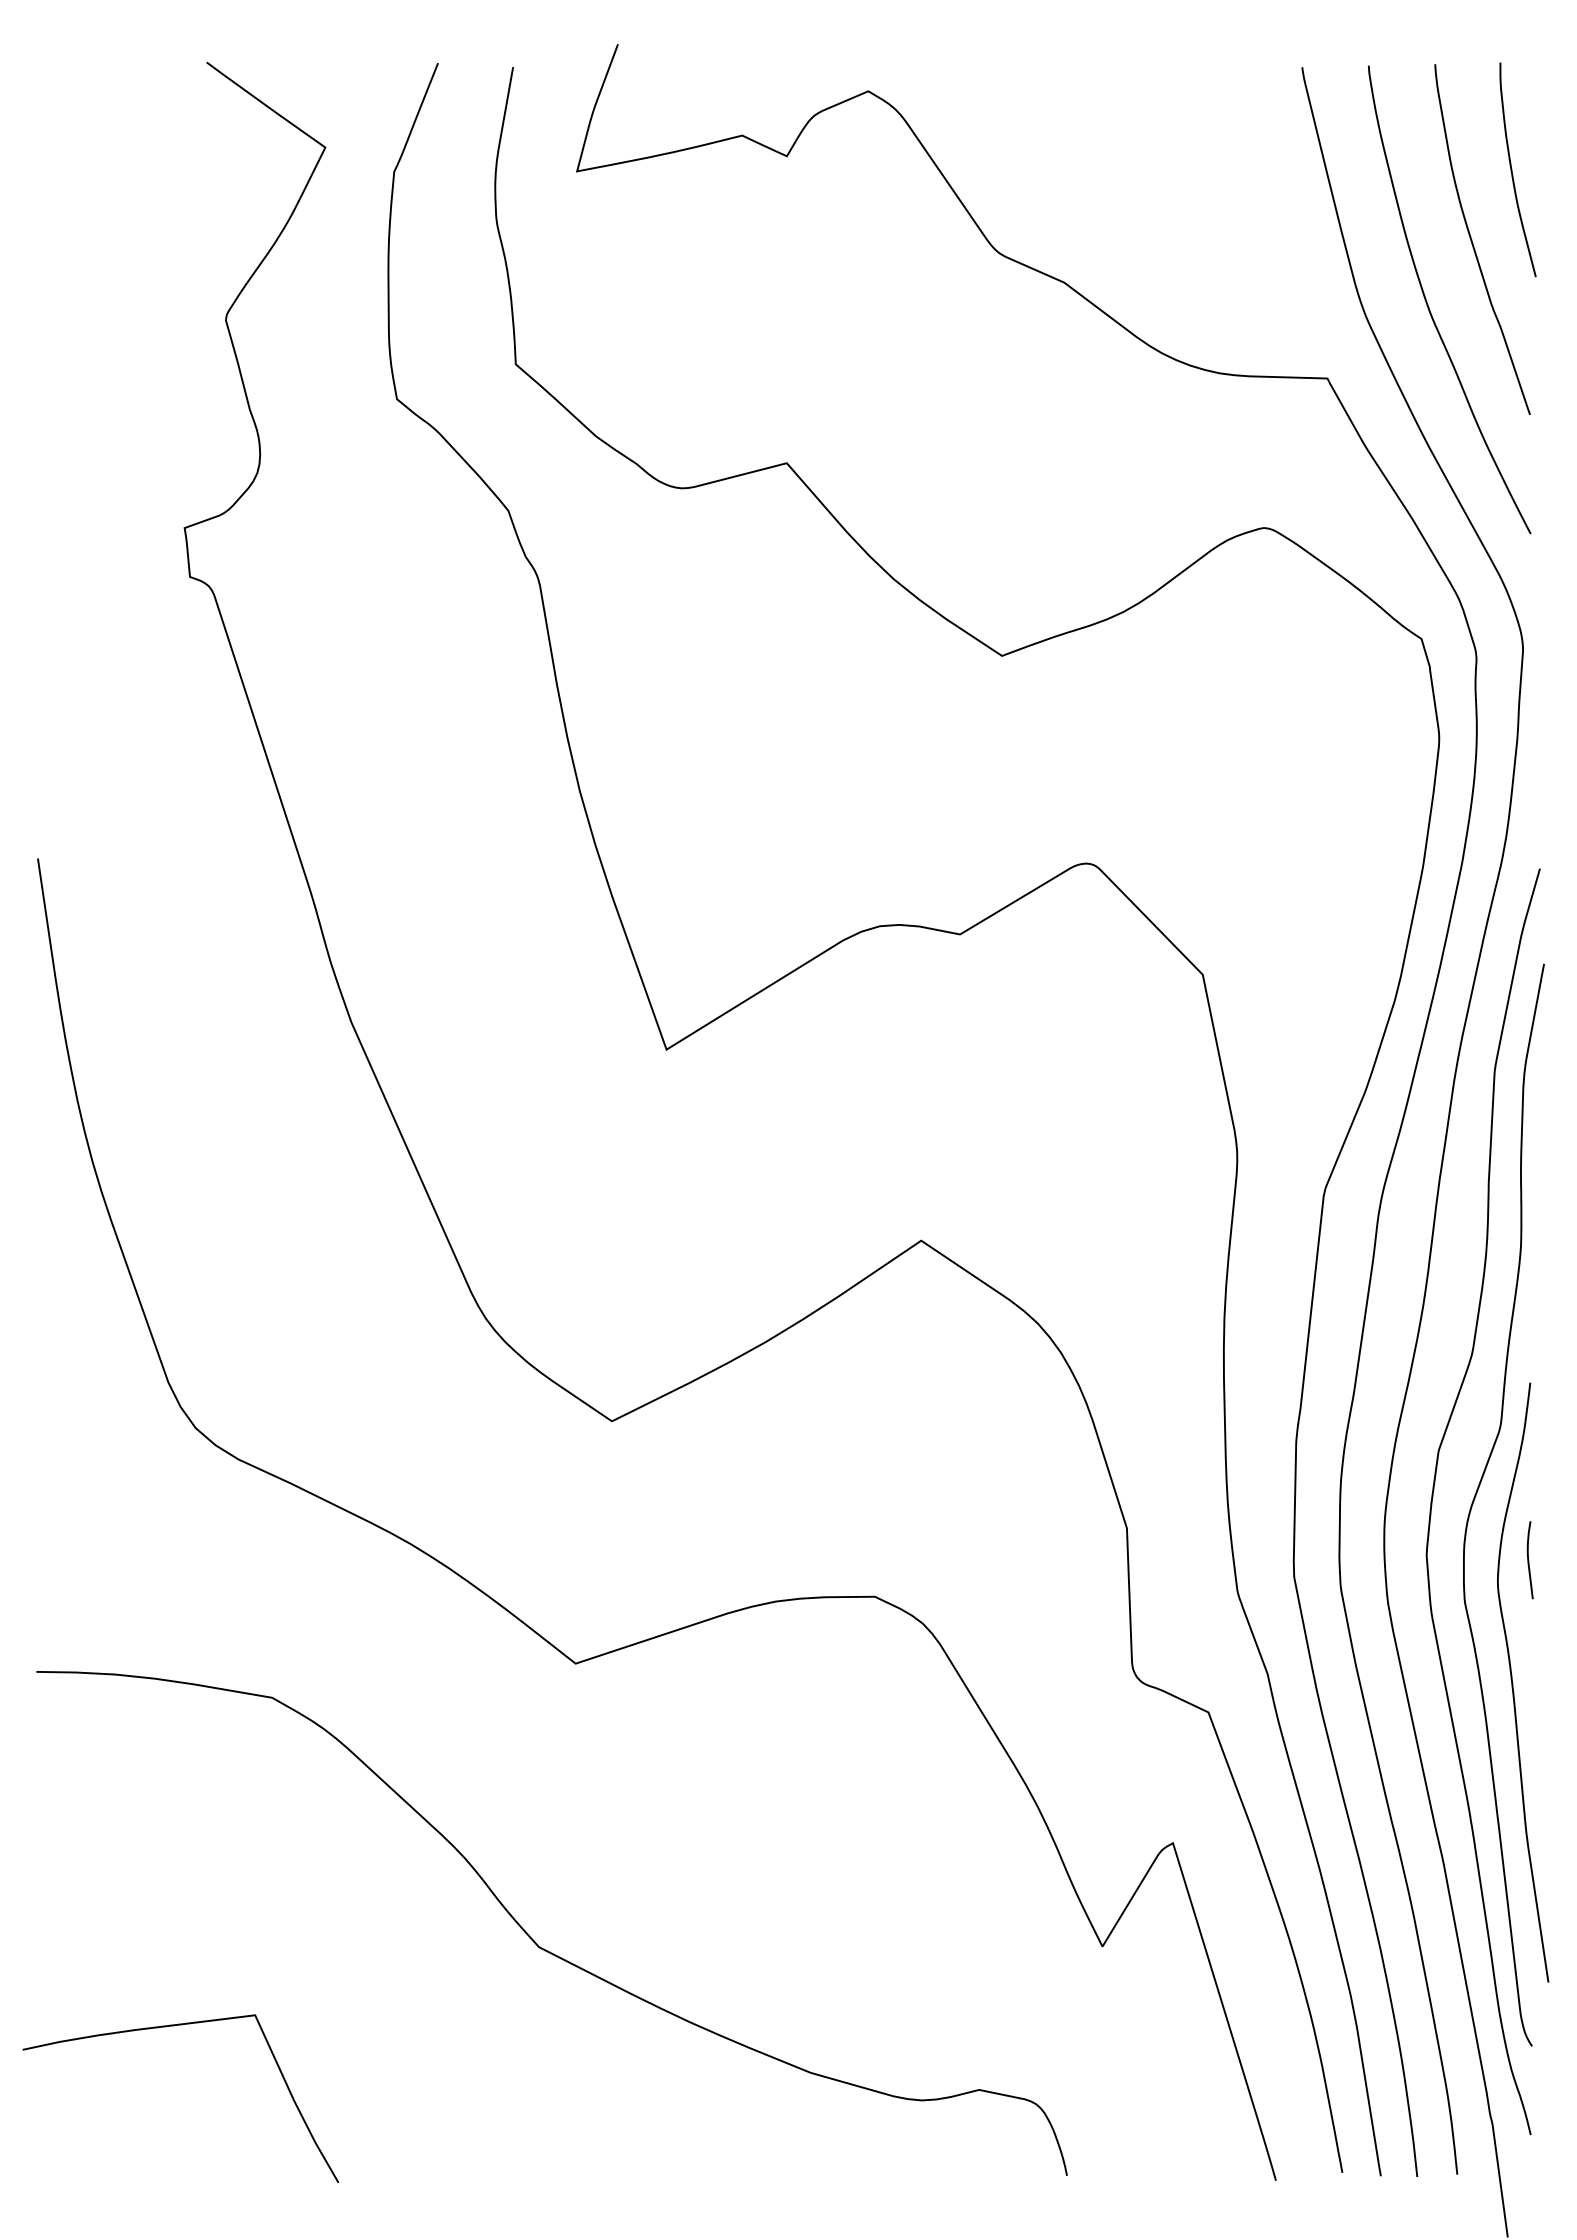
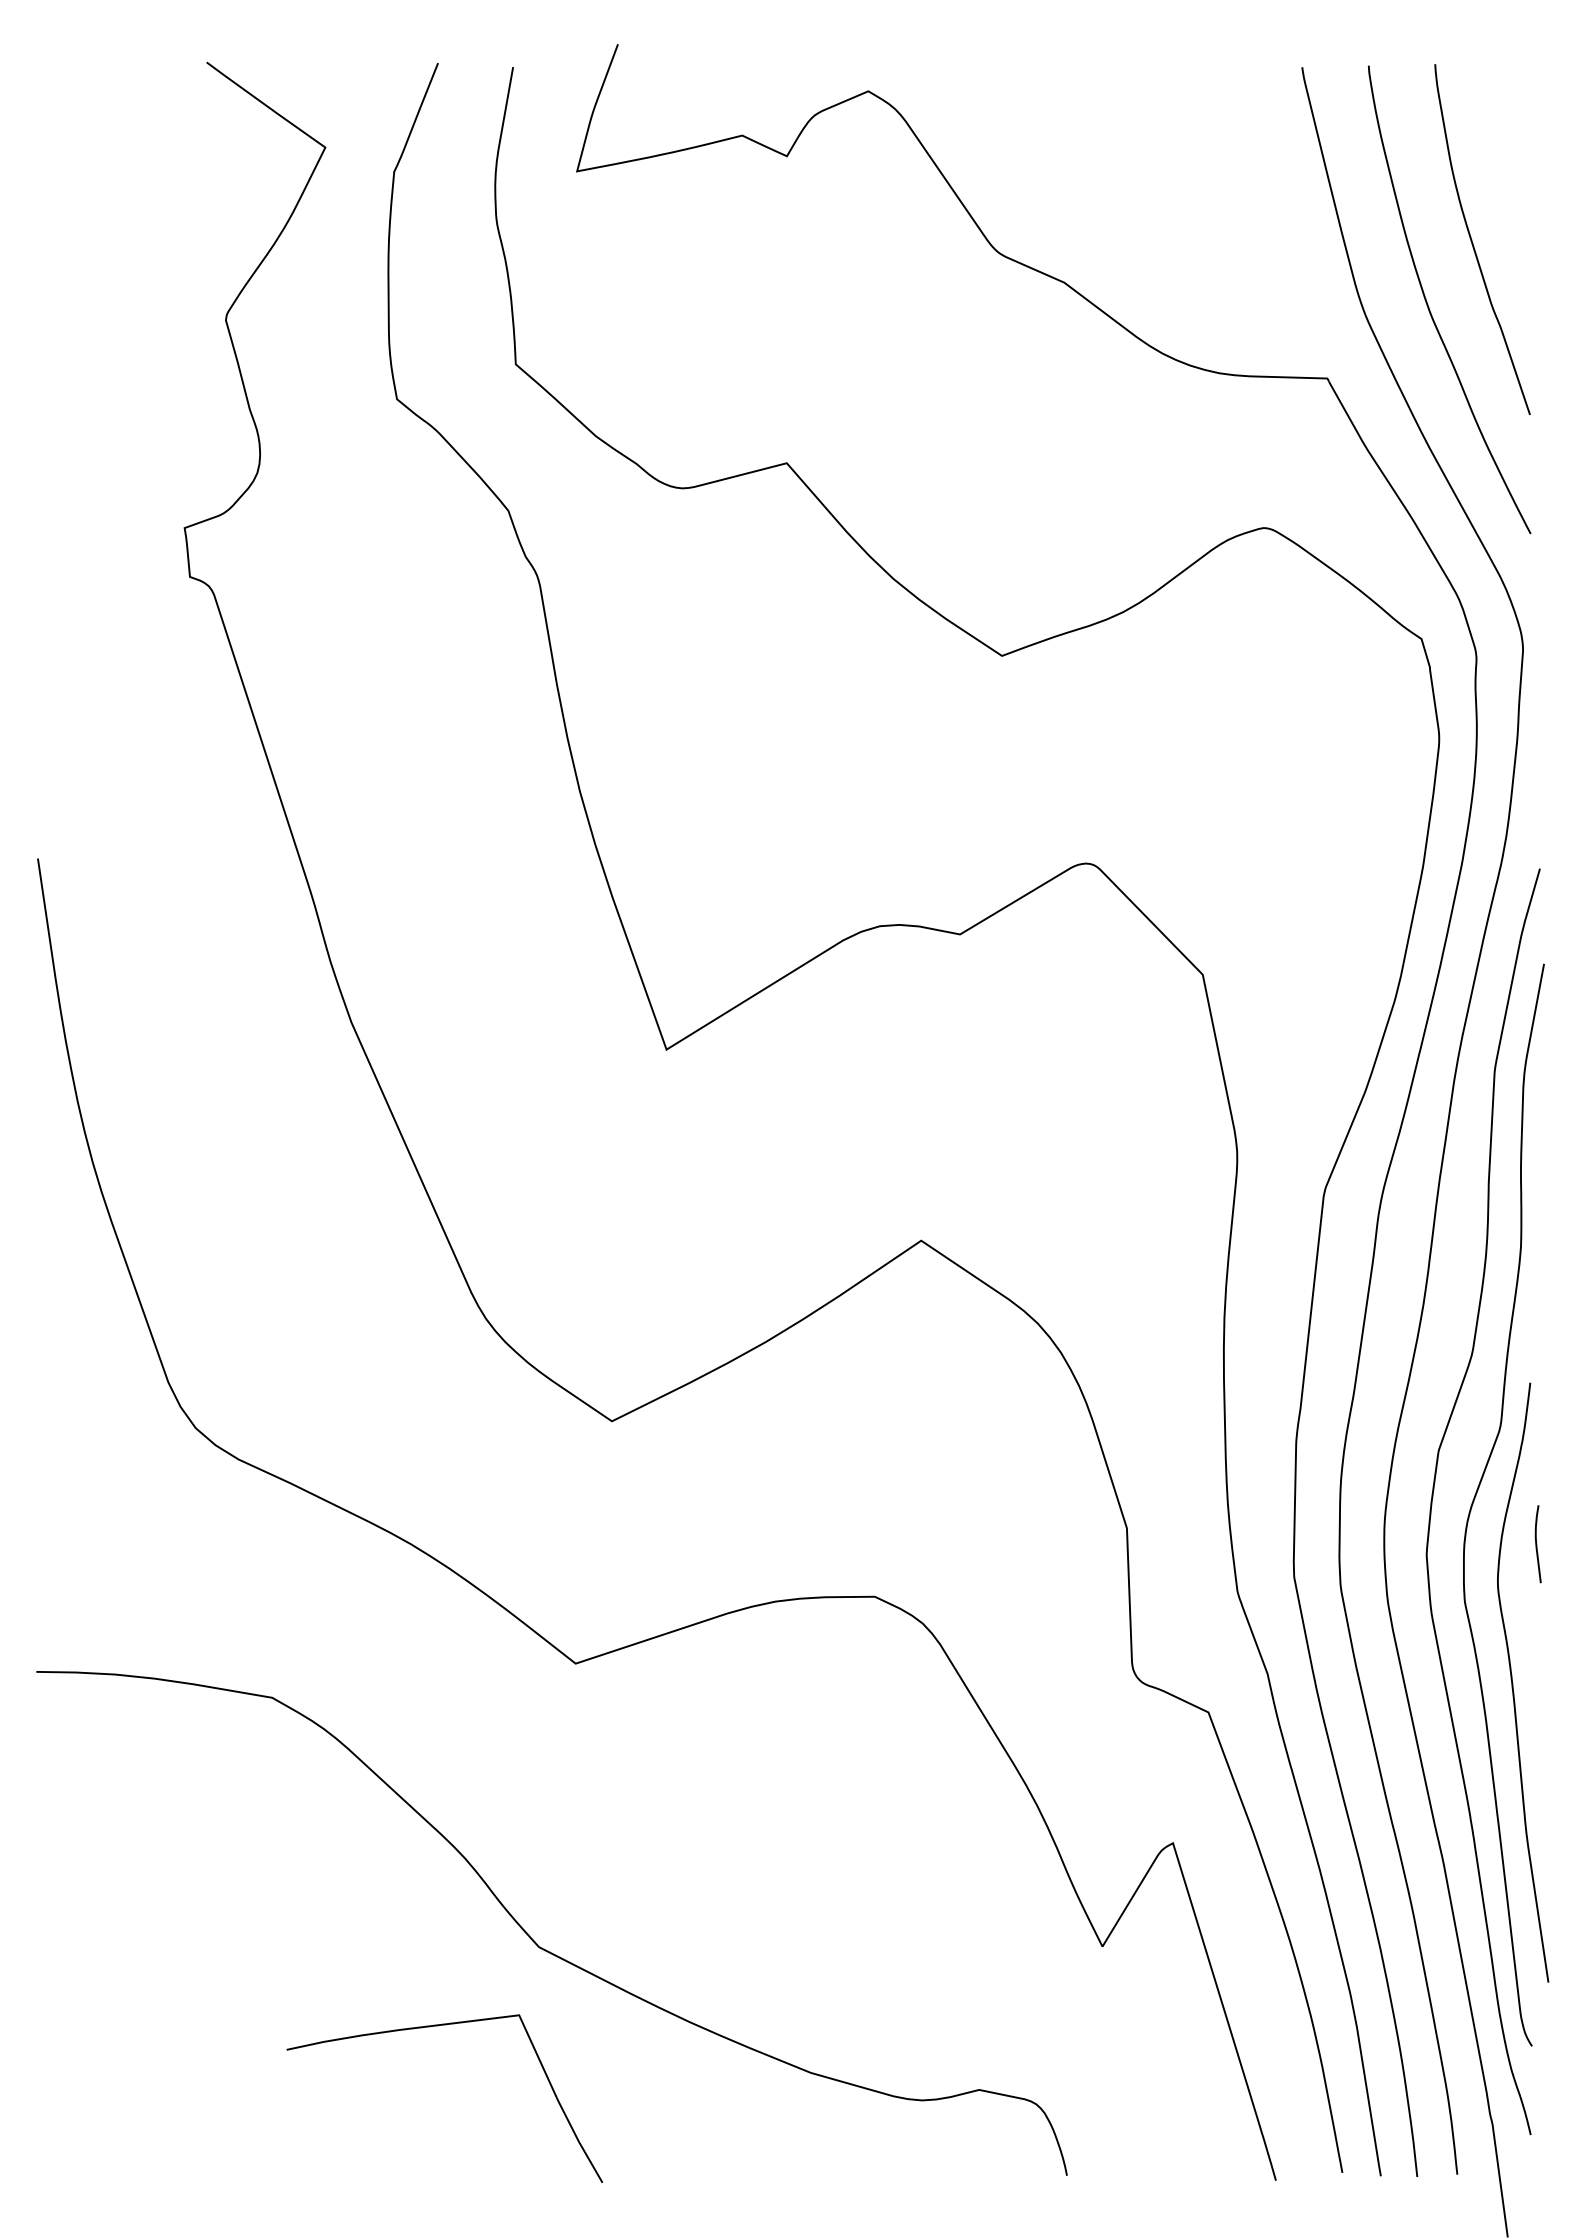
curve: present -> none (1512, 169)
curve position: (1529, 1560) -> (1537, 1544) (1537, 1544)
curve position: (174, 2026) -> (438, 2026) (438, 2026)
